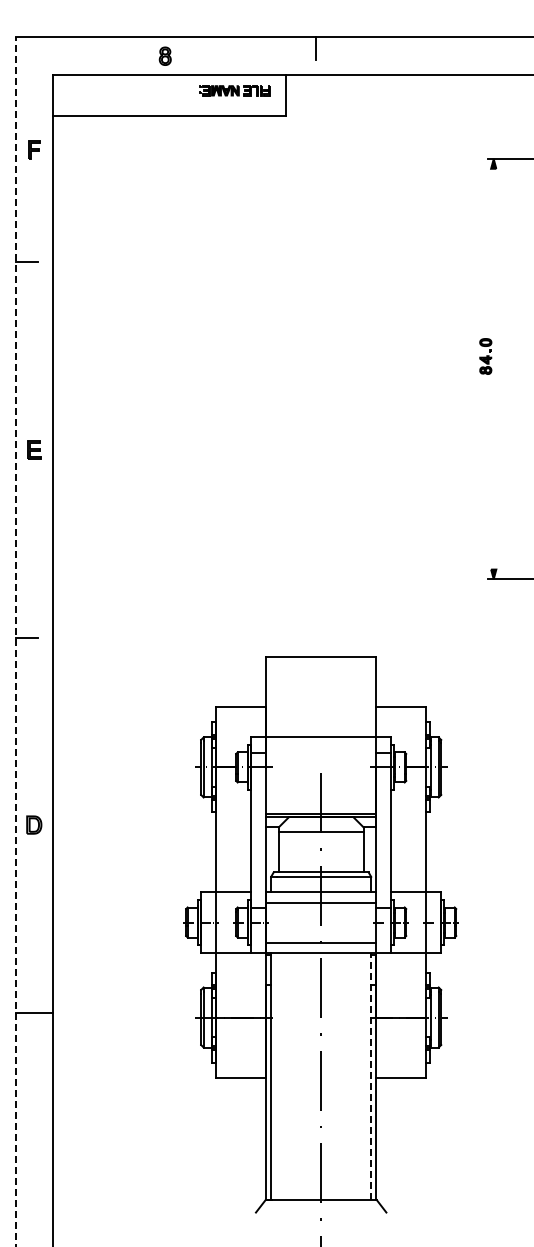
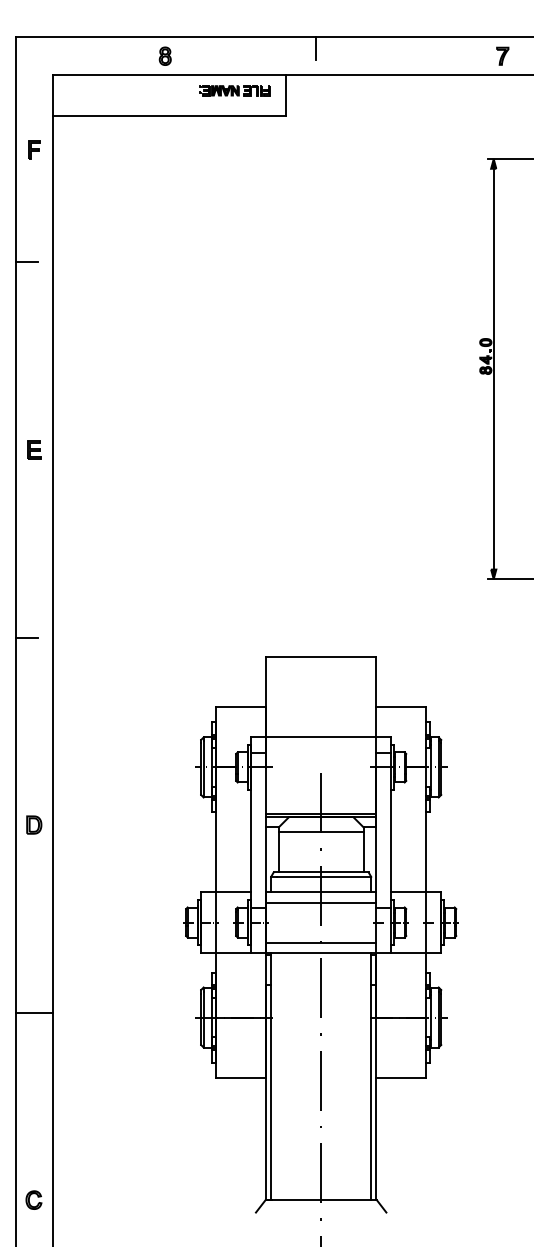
part: none -> present (502, 55)
line: none -> present (493, 368)
line: dashed -> solid (15, 641)
line: dashed -> solid (371, 1076)
part: none -> present (33, 1199)
